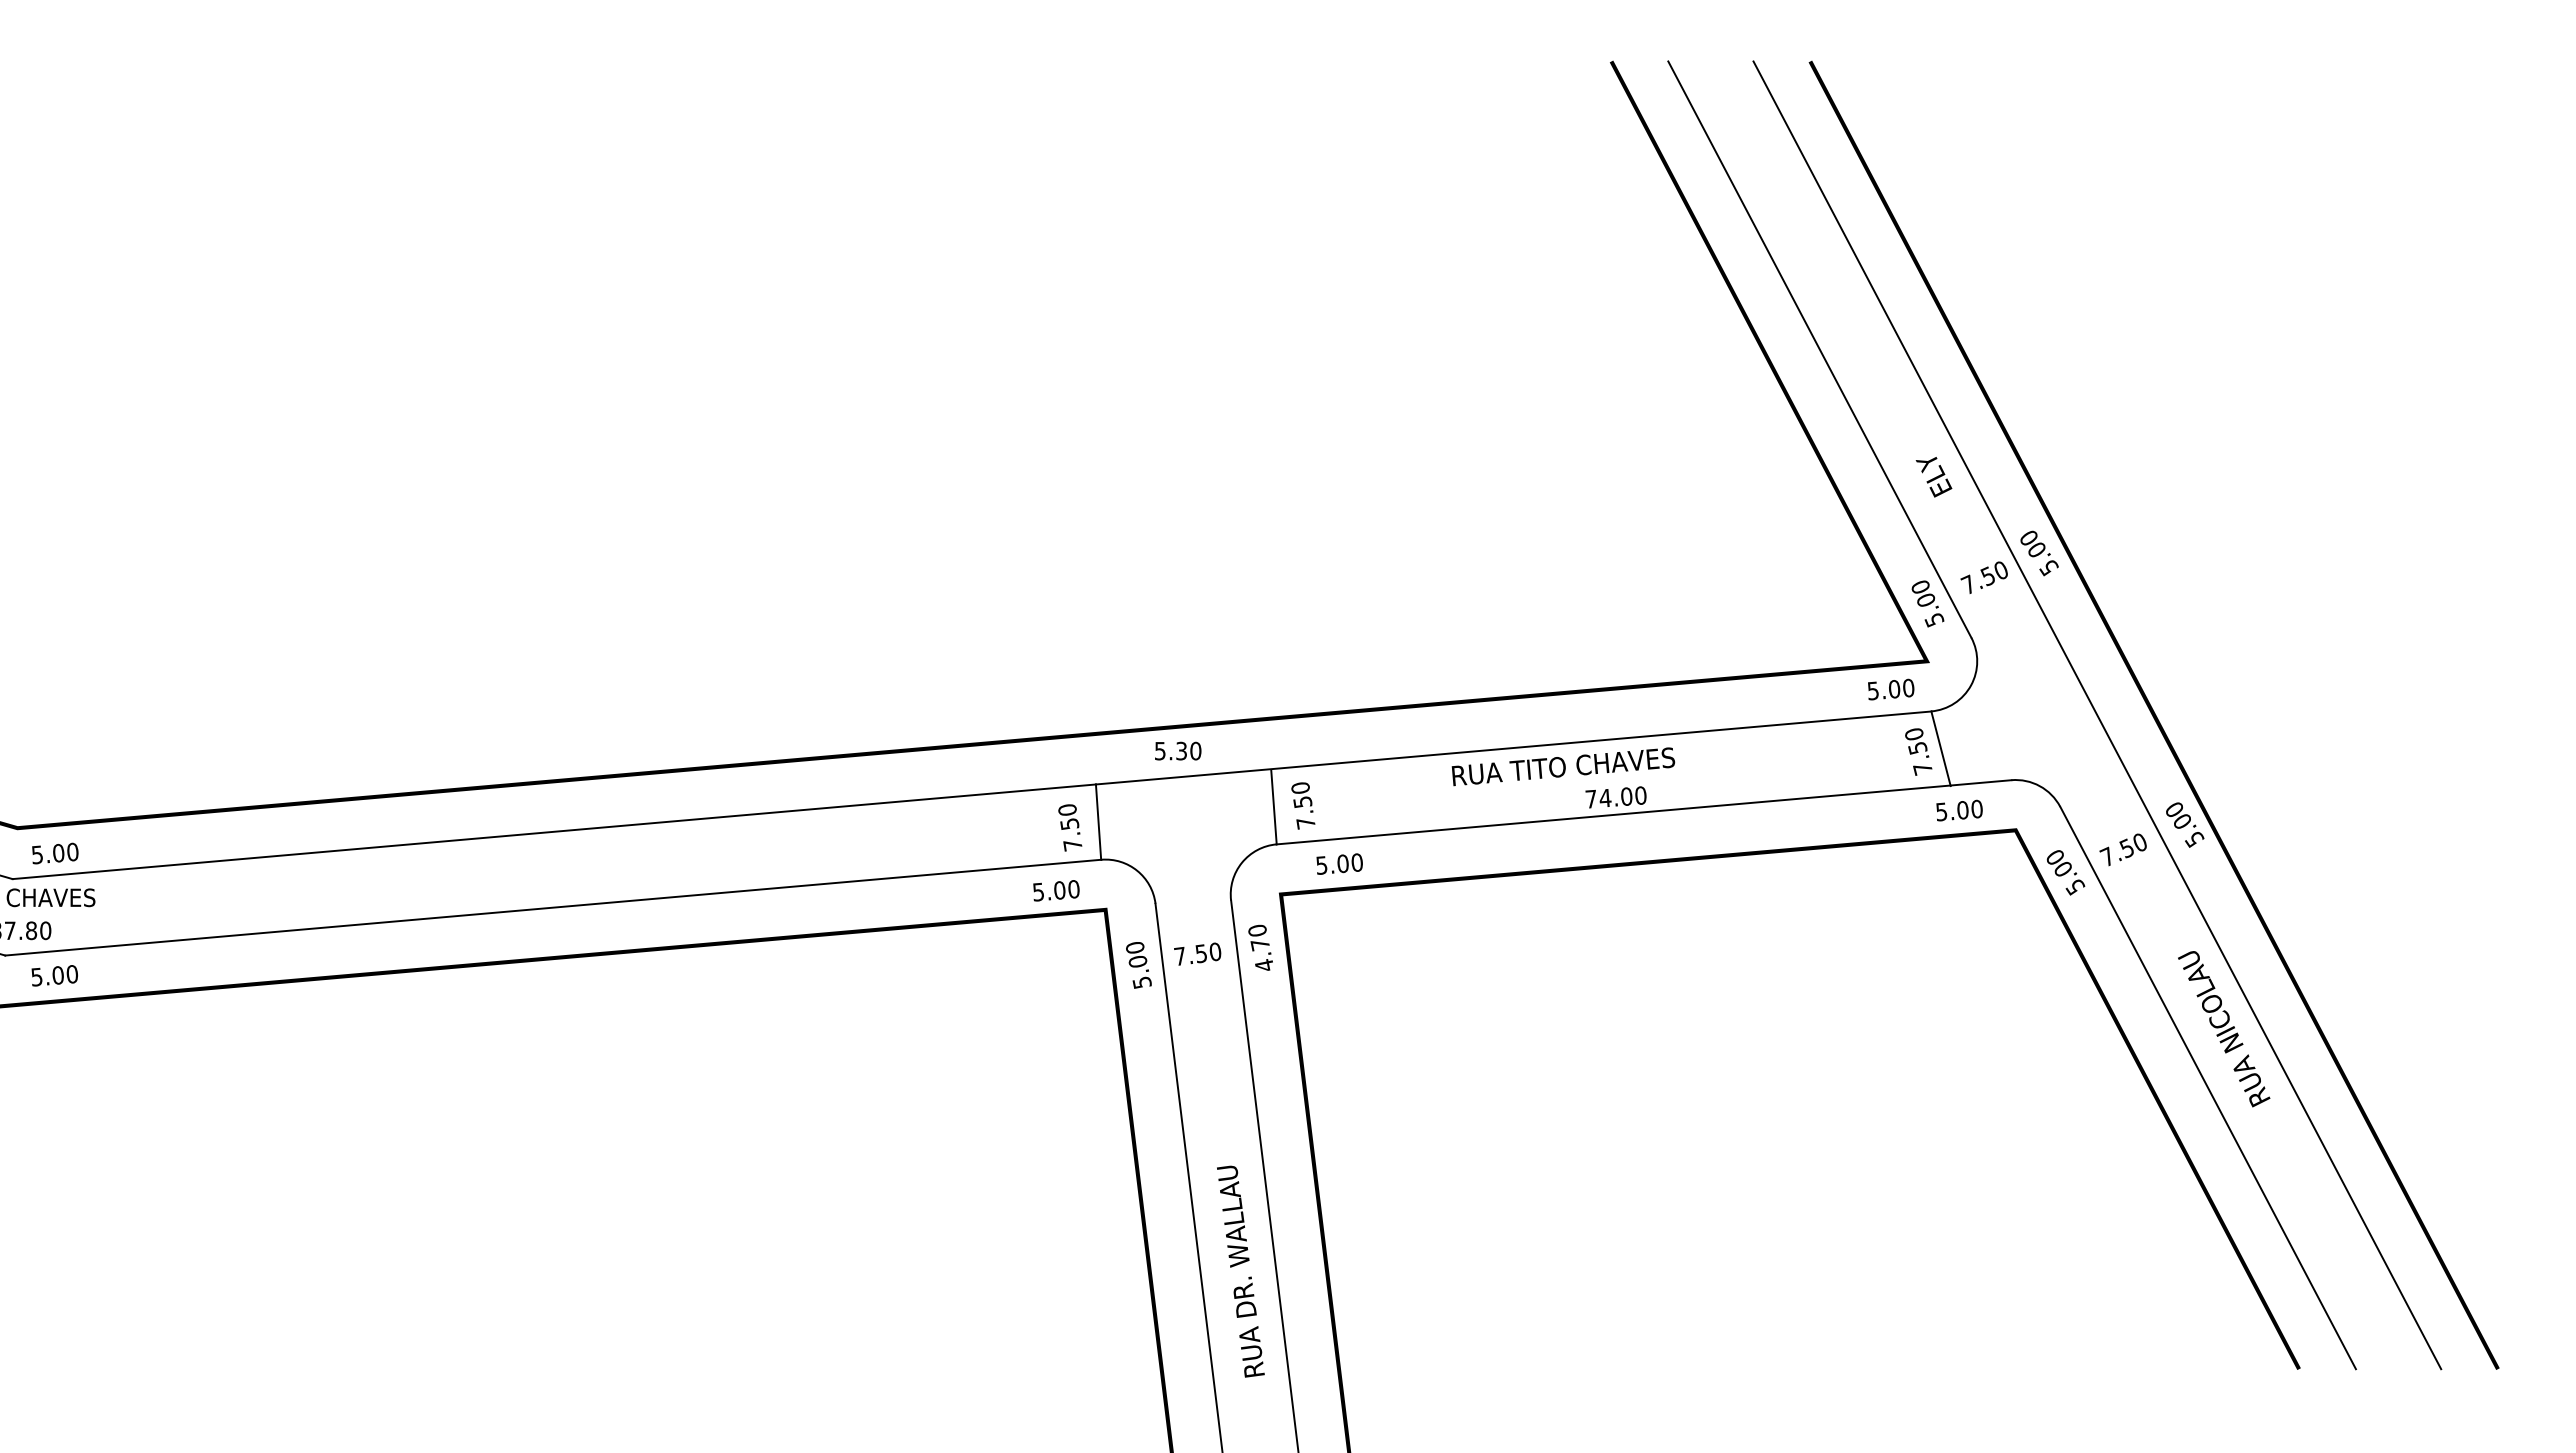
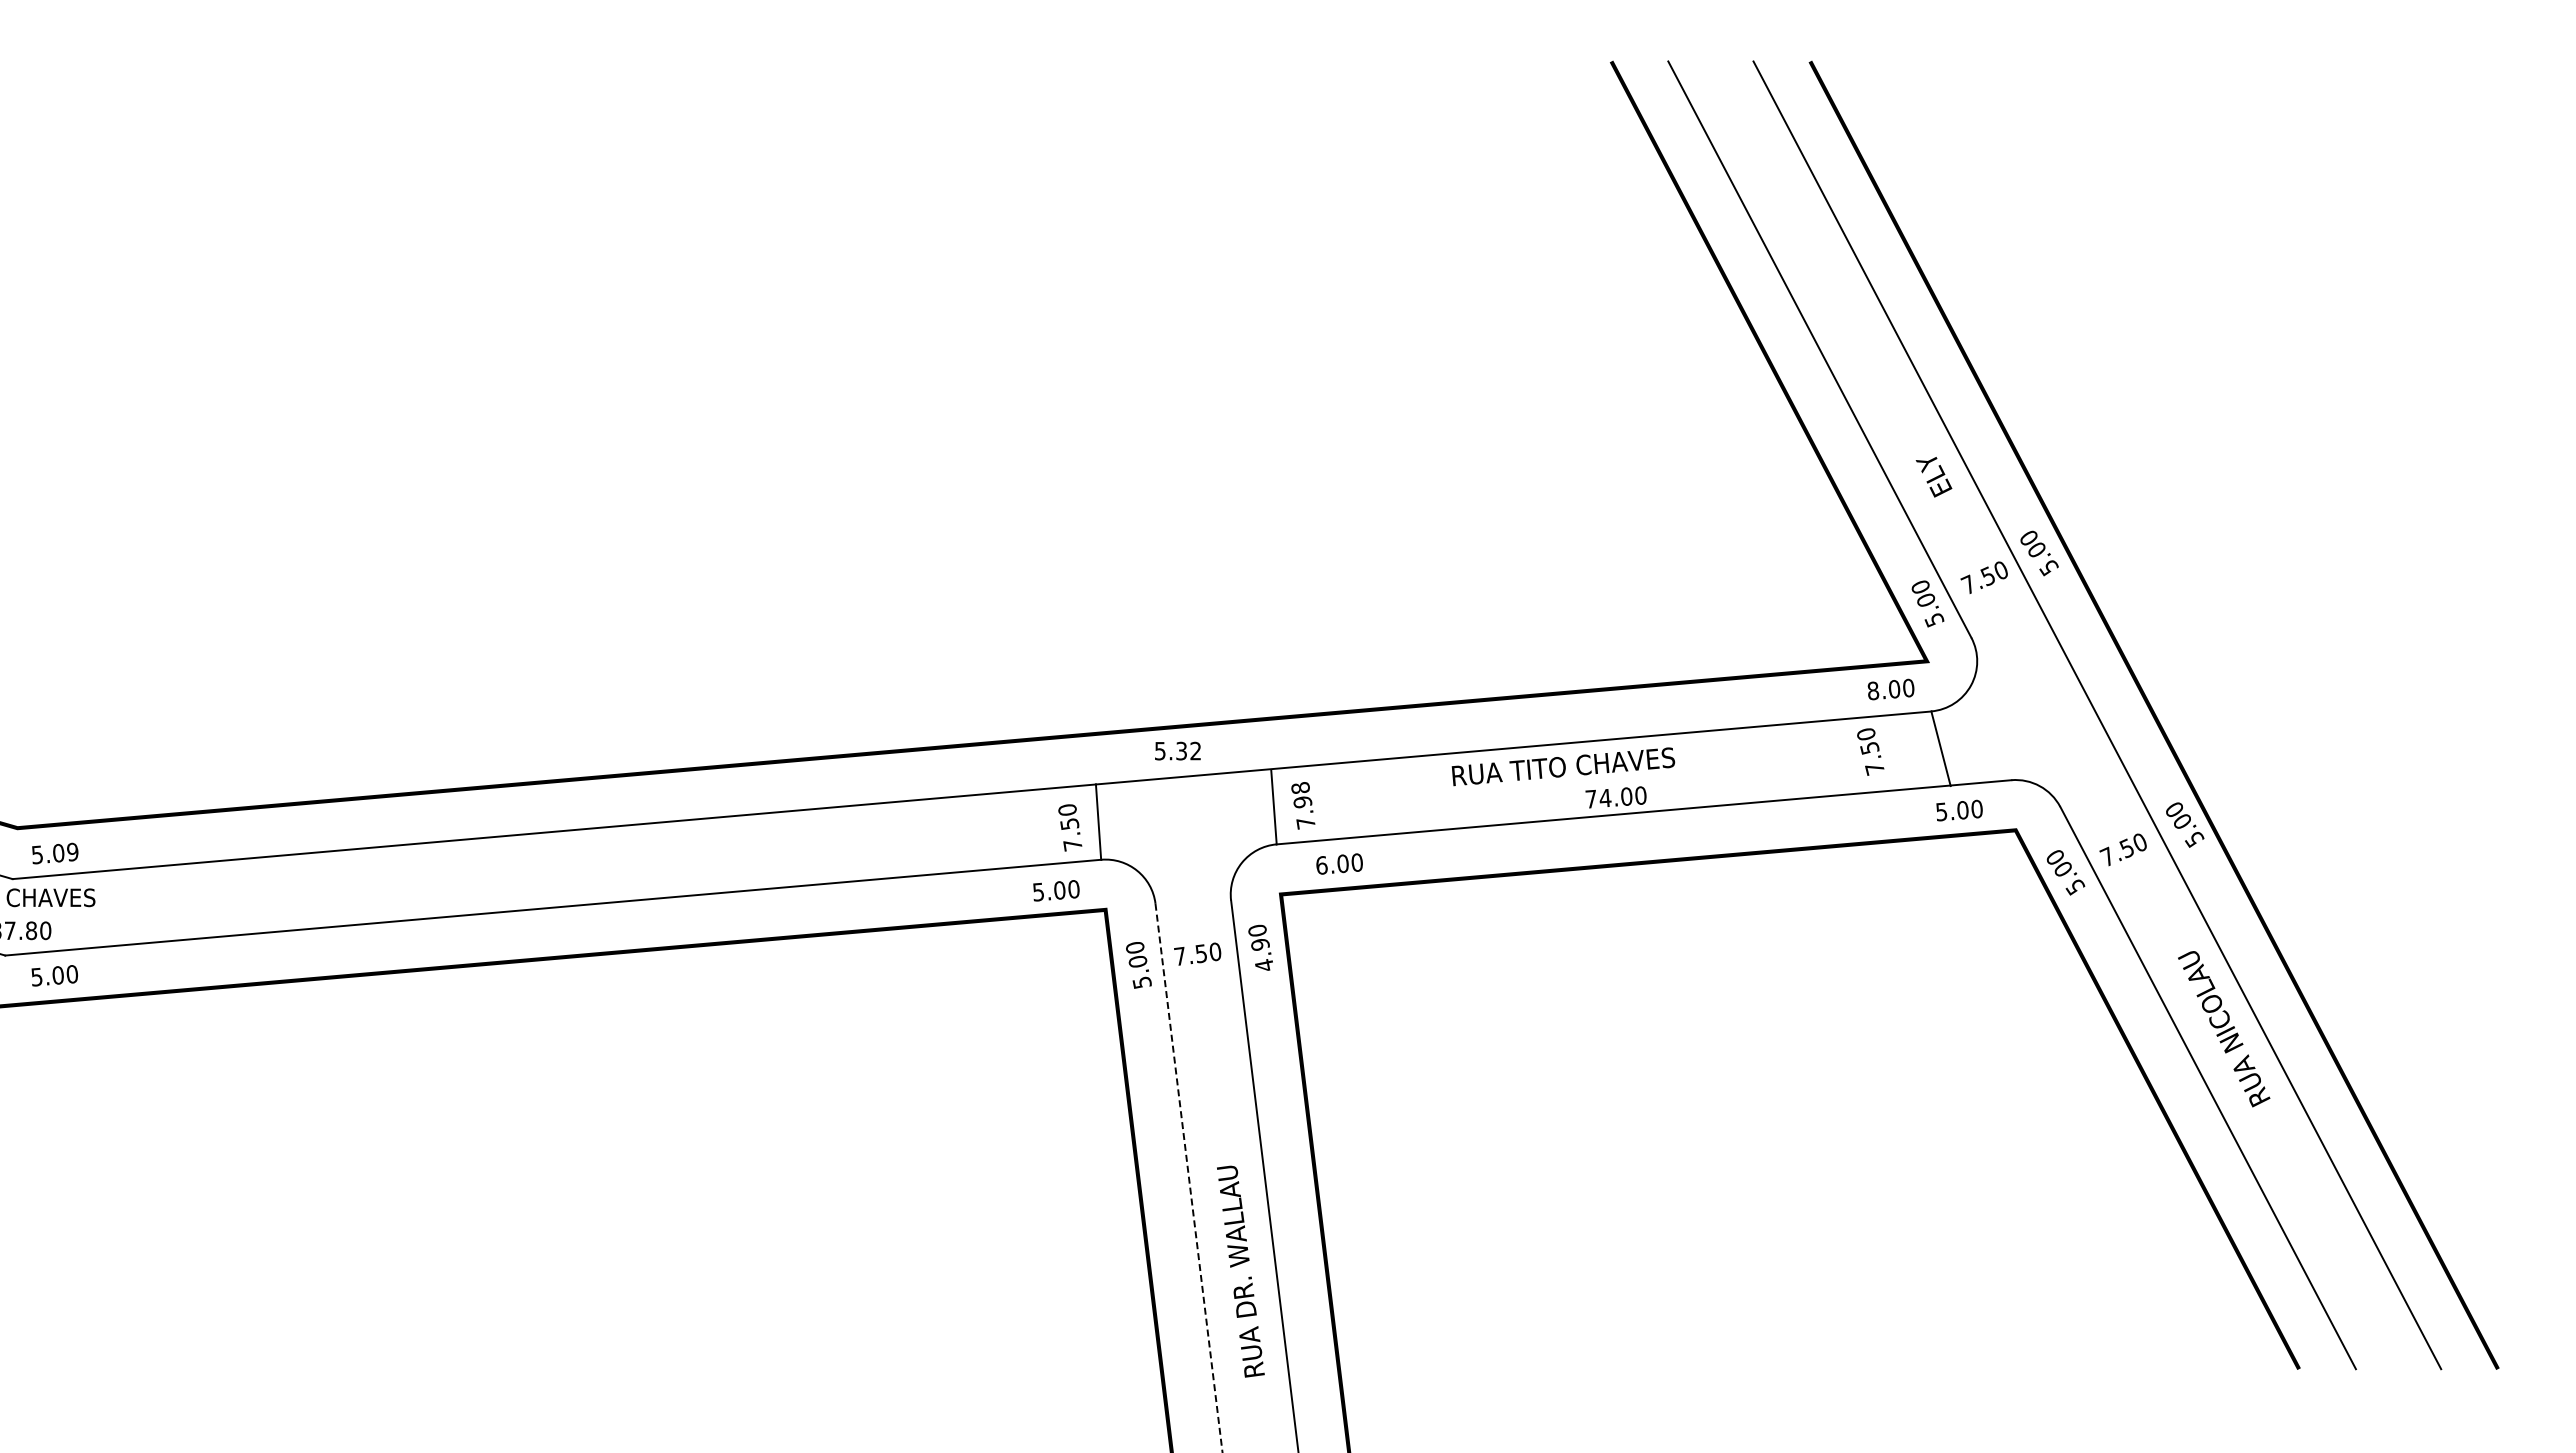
text: 5.00 -> 8.00 (1873, 690)
text: 5.30 -> 5.32 (1195, 750)
text position: (1918, 751) -> (1870, 751) (1870, 751)
text: 7.50 -> 7.98 (1301, 795)
text: 5.00 -> 5.09 (72, 852)
text: 5.00 -> 6.00 (1321, 865)
text: 4.70 -> 4.90 (1259, 945)
line: solid -> dashed (1189, 1178)
